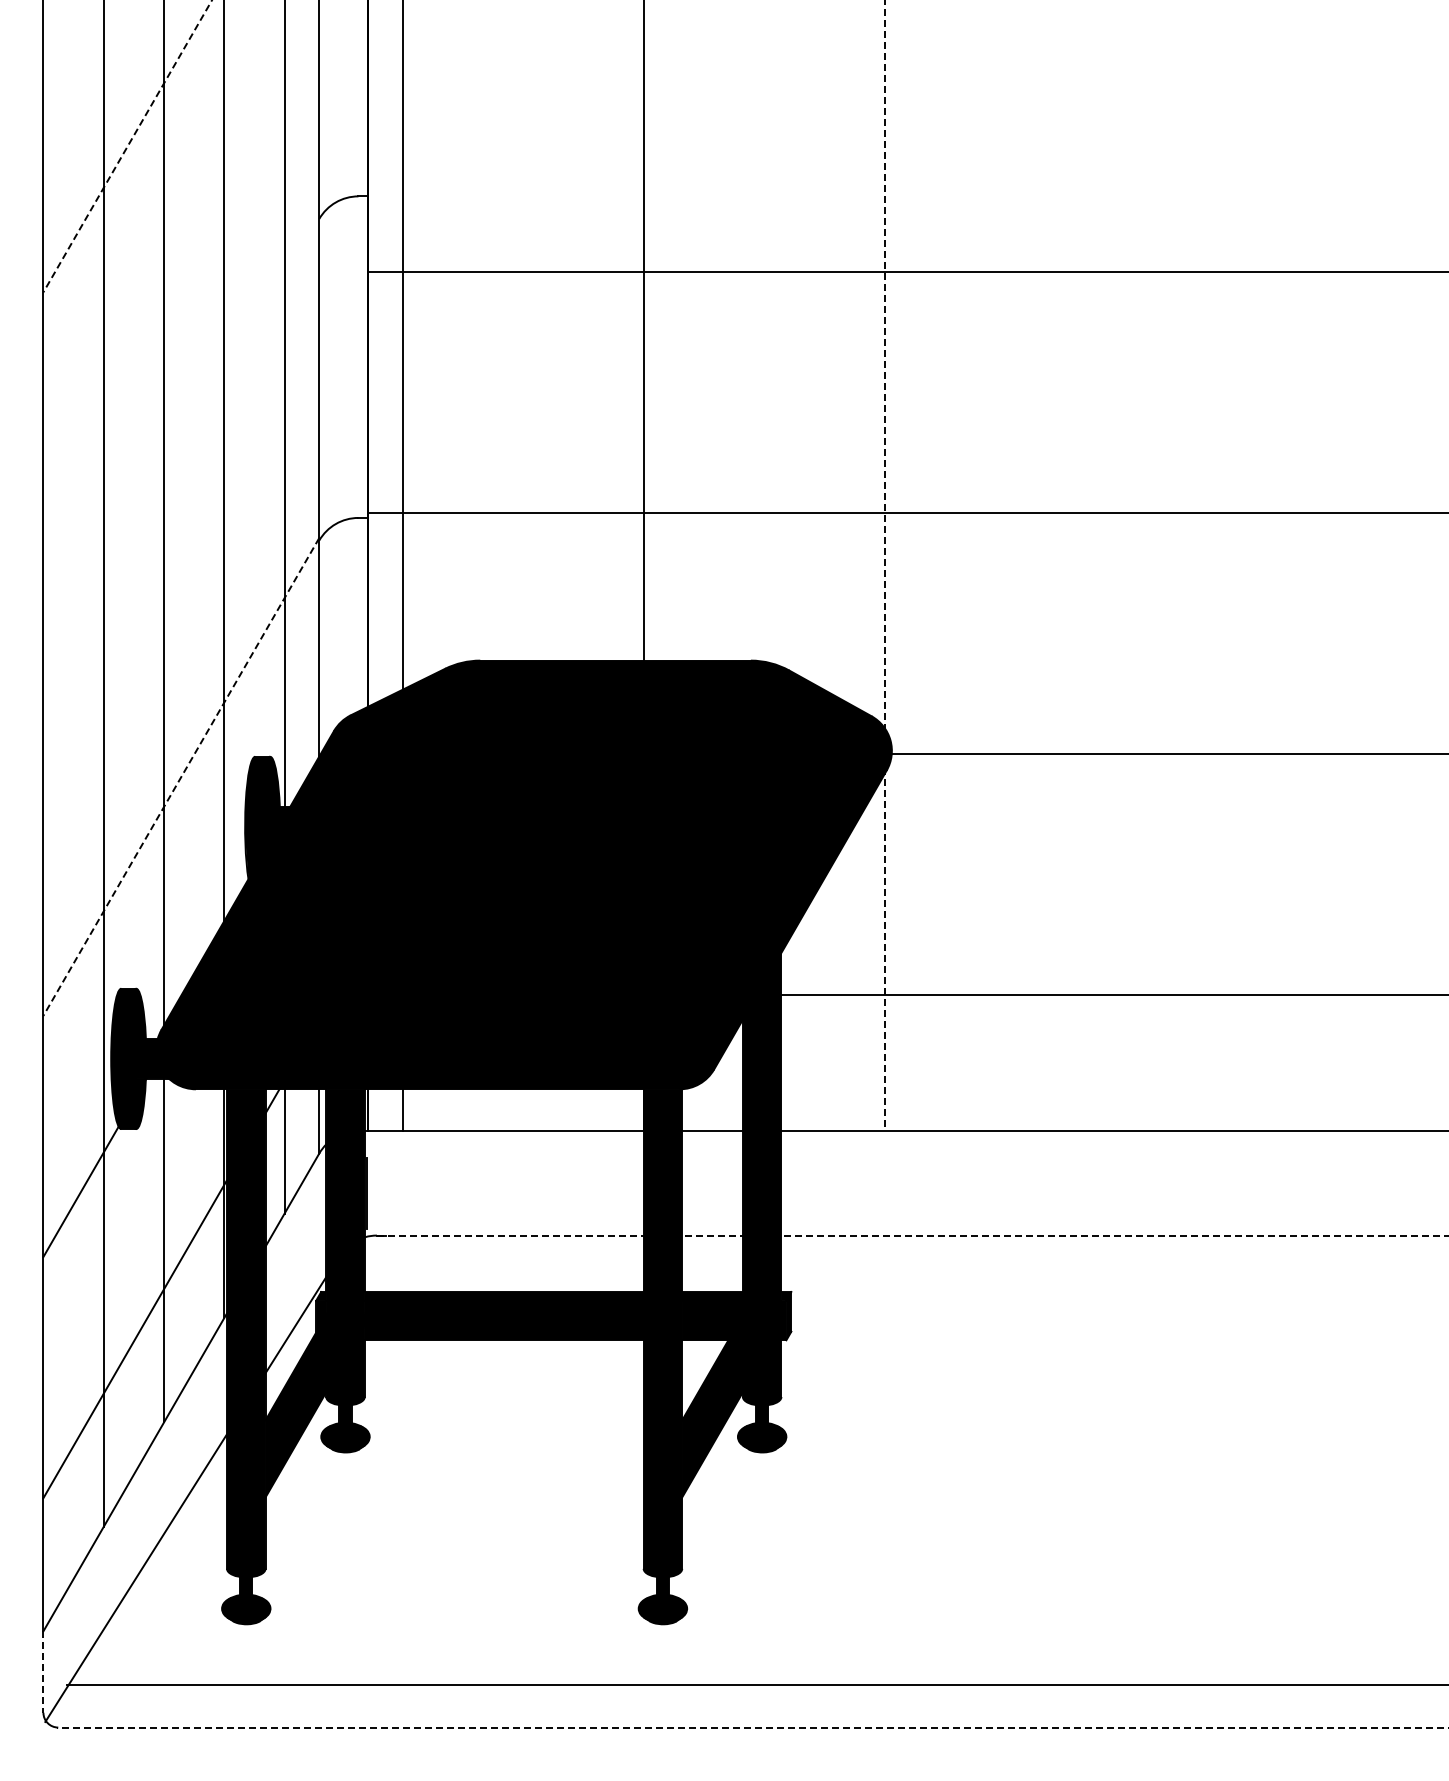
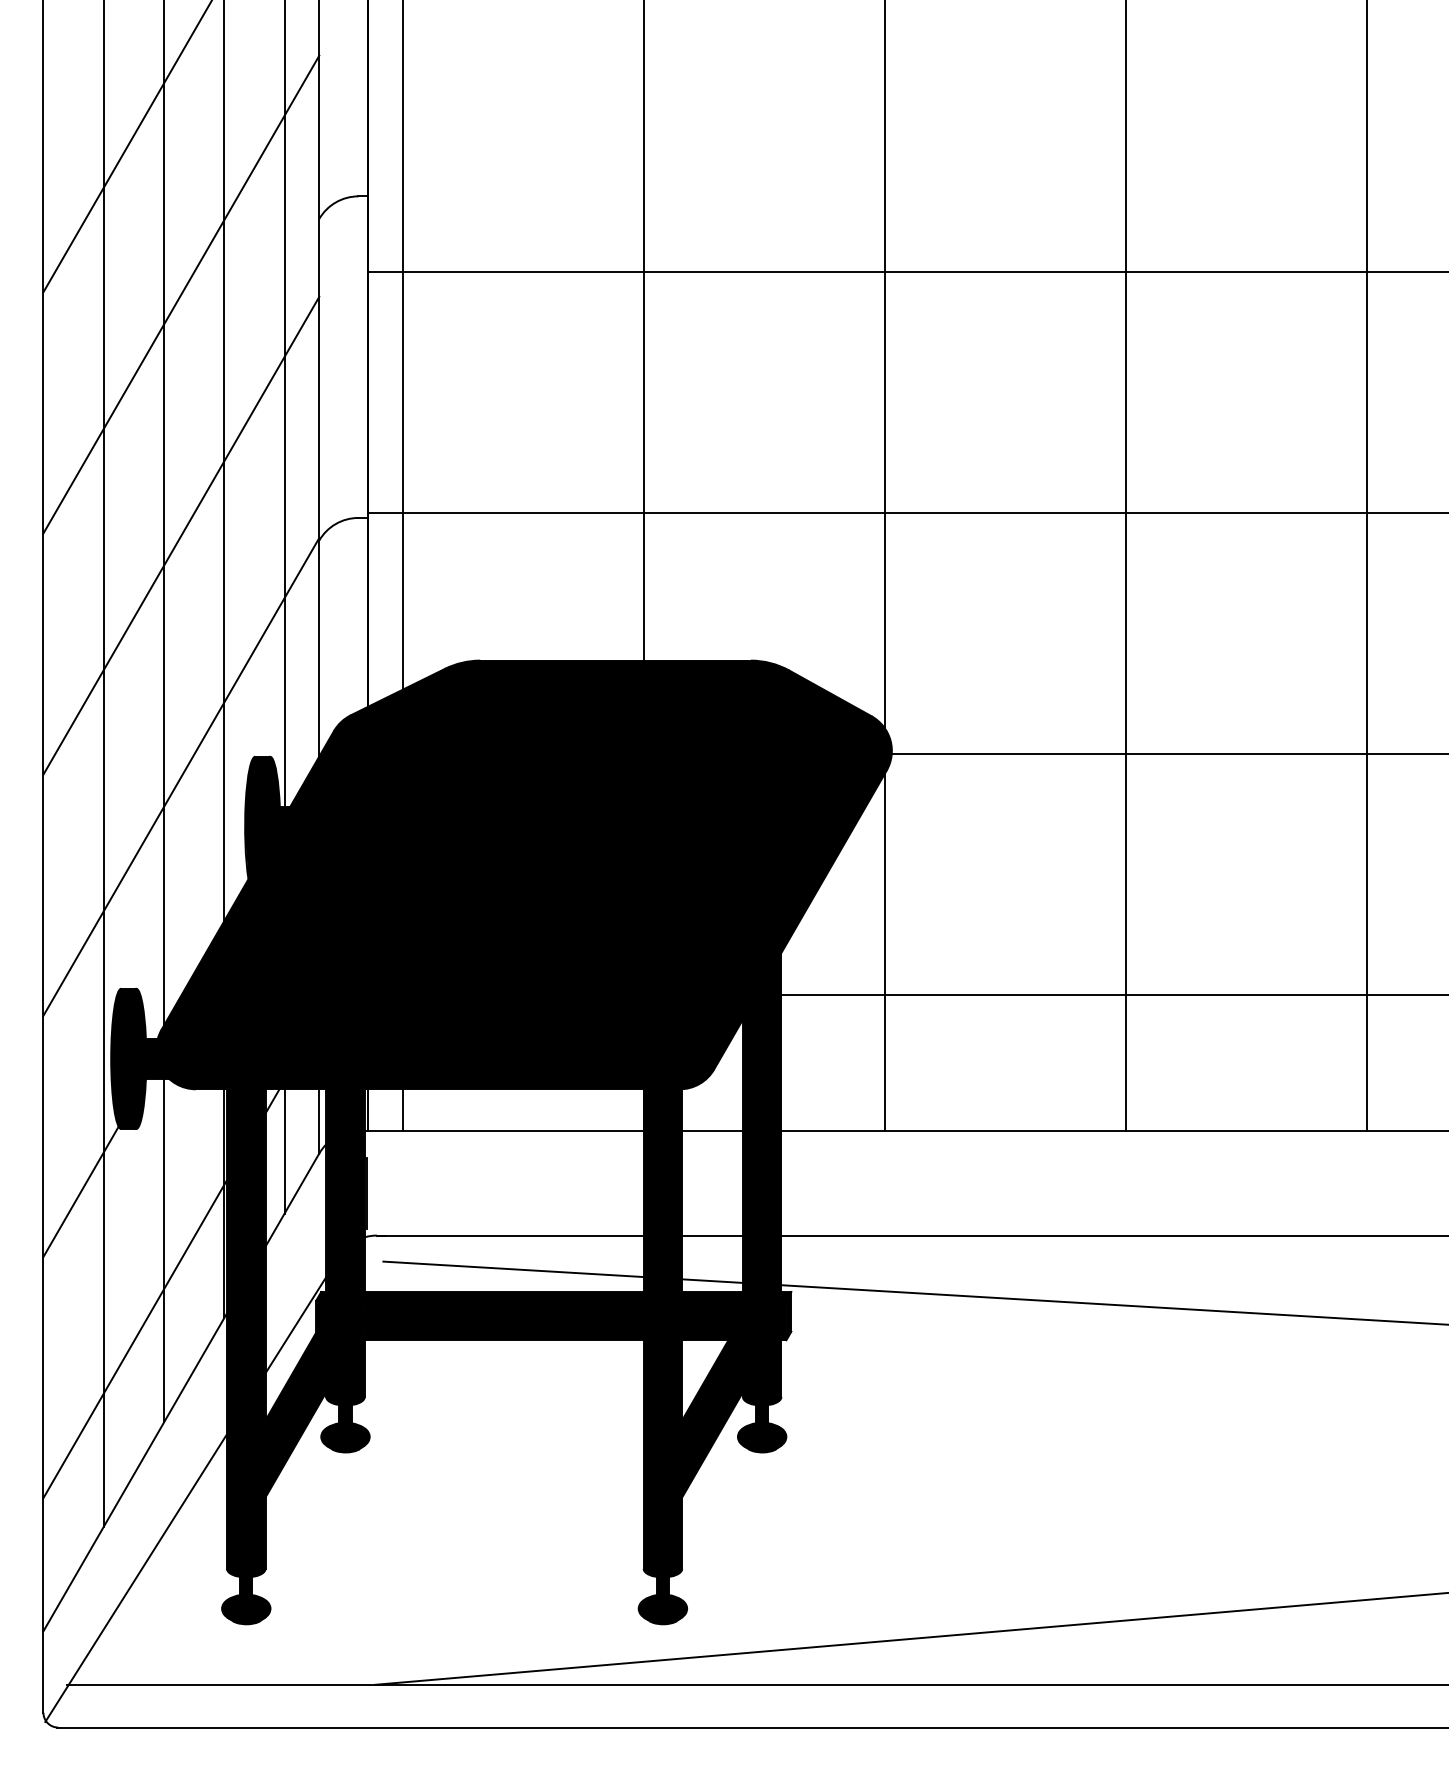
line: dashed -> solid (127, 146)
line: none -> present (181, 294)
line: none -> present (181, 535)
line: dashed -> solid (885, 566)
line: none -> present (1126, 566)
line: none -> present (1367, 566)
line: dashed -> solid (181, 776)
line: dashed -> solid (912, 1235)
line: none -> present (914, 1292)
line: none -> present (910, 1638)
line: dashed -> solid (43, 1672)
line: dashed -> solid (752, 1727)
